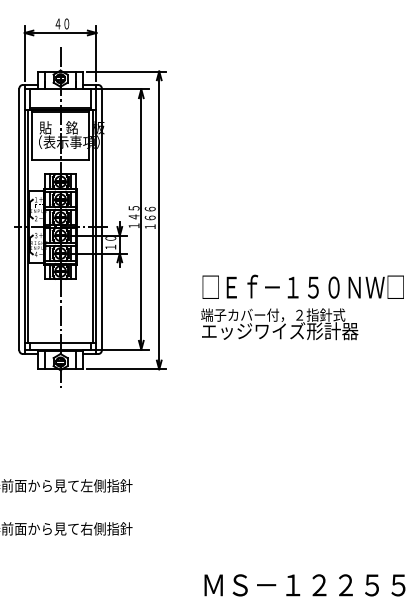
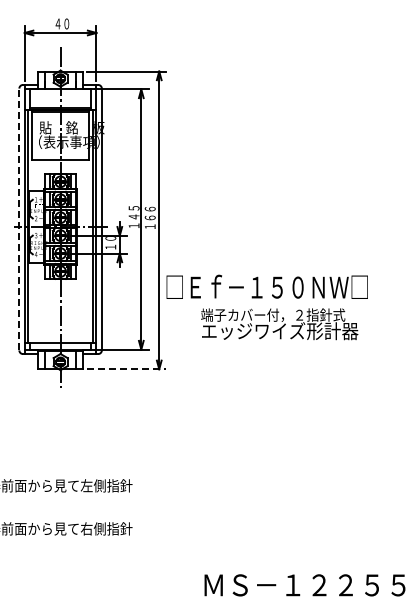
line: solid -> dashed (19, 219)
text position: (302, 286) -> (266, 286) (266, 286)
line: solid -> dashed (126, 369)
